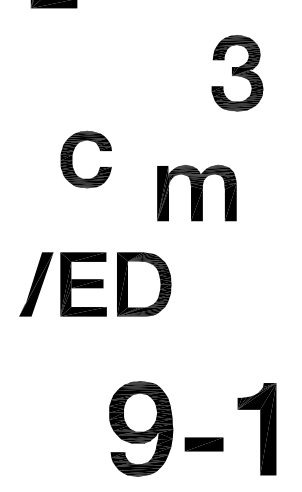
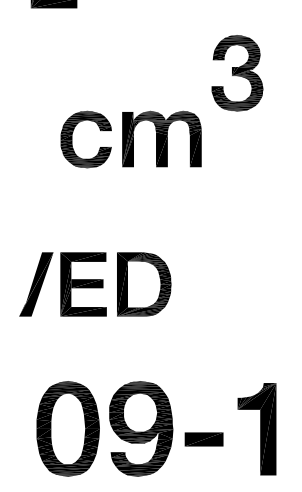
part position: (72, 159) -> (72, 139) (72, 139)
part position: (196, 192) -> (161, 138) (161, 138)
part: none -> present (67, 428)
part position: (203, 444) -> (203, 439) (203, 439)
